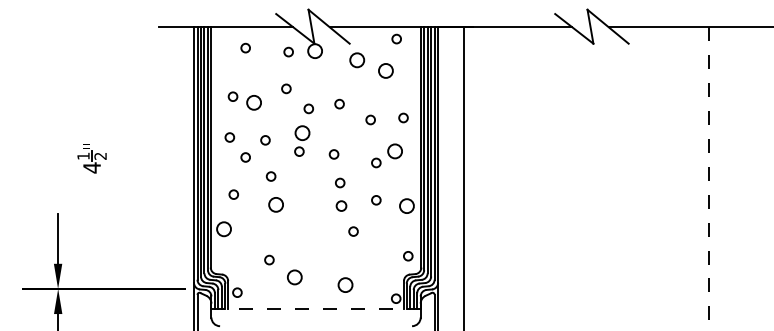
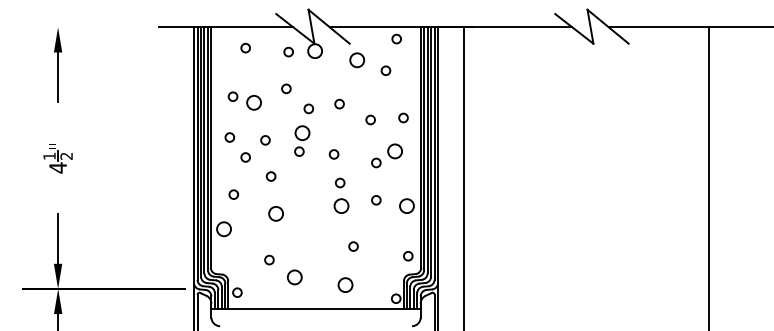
part: none -> present (57, 65)
circle size: 16x16 px -> 12x11 px (385, 70)
part position: (91, 158) -> (57, 158) (57, 158)
line: dashed -> solid (708, 179)
circle position: (275, 204) -> (275, 213) (275, 213)
circle size: 13x12 px -> 17x16 px (341, 205)
circle position: (353, 231) -> (353, 246) (353, 246)
line: dashed -> solid (316, 308)
